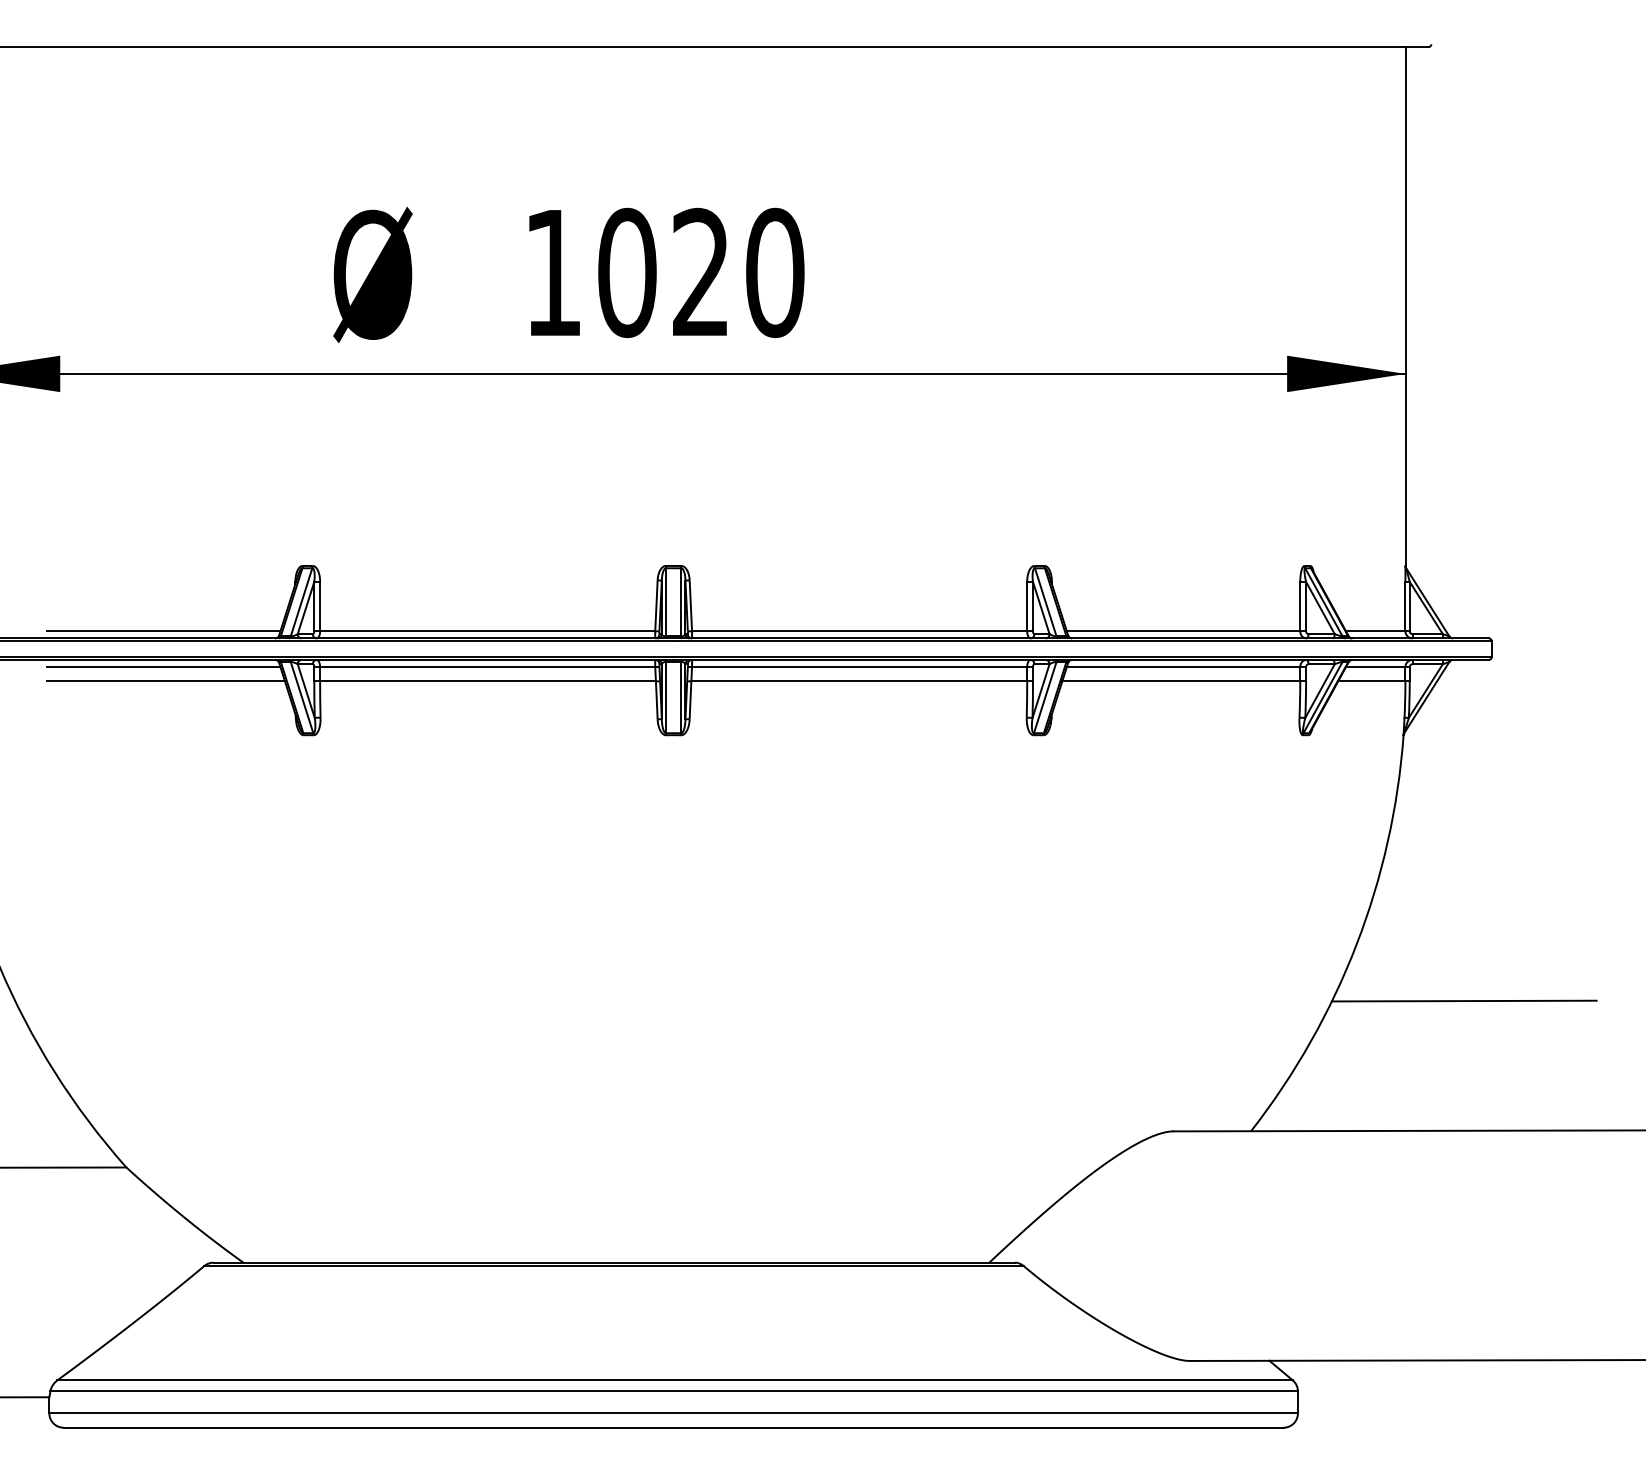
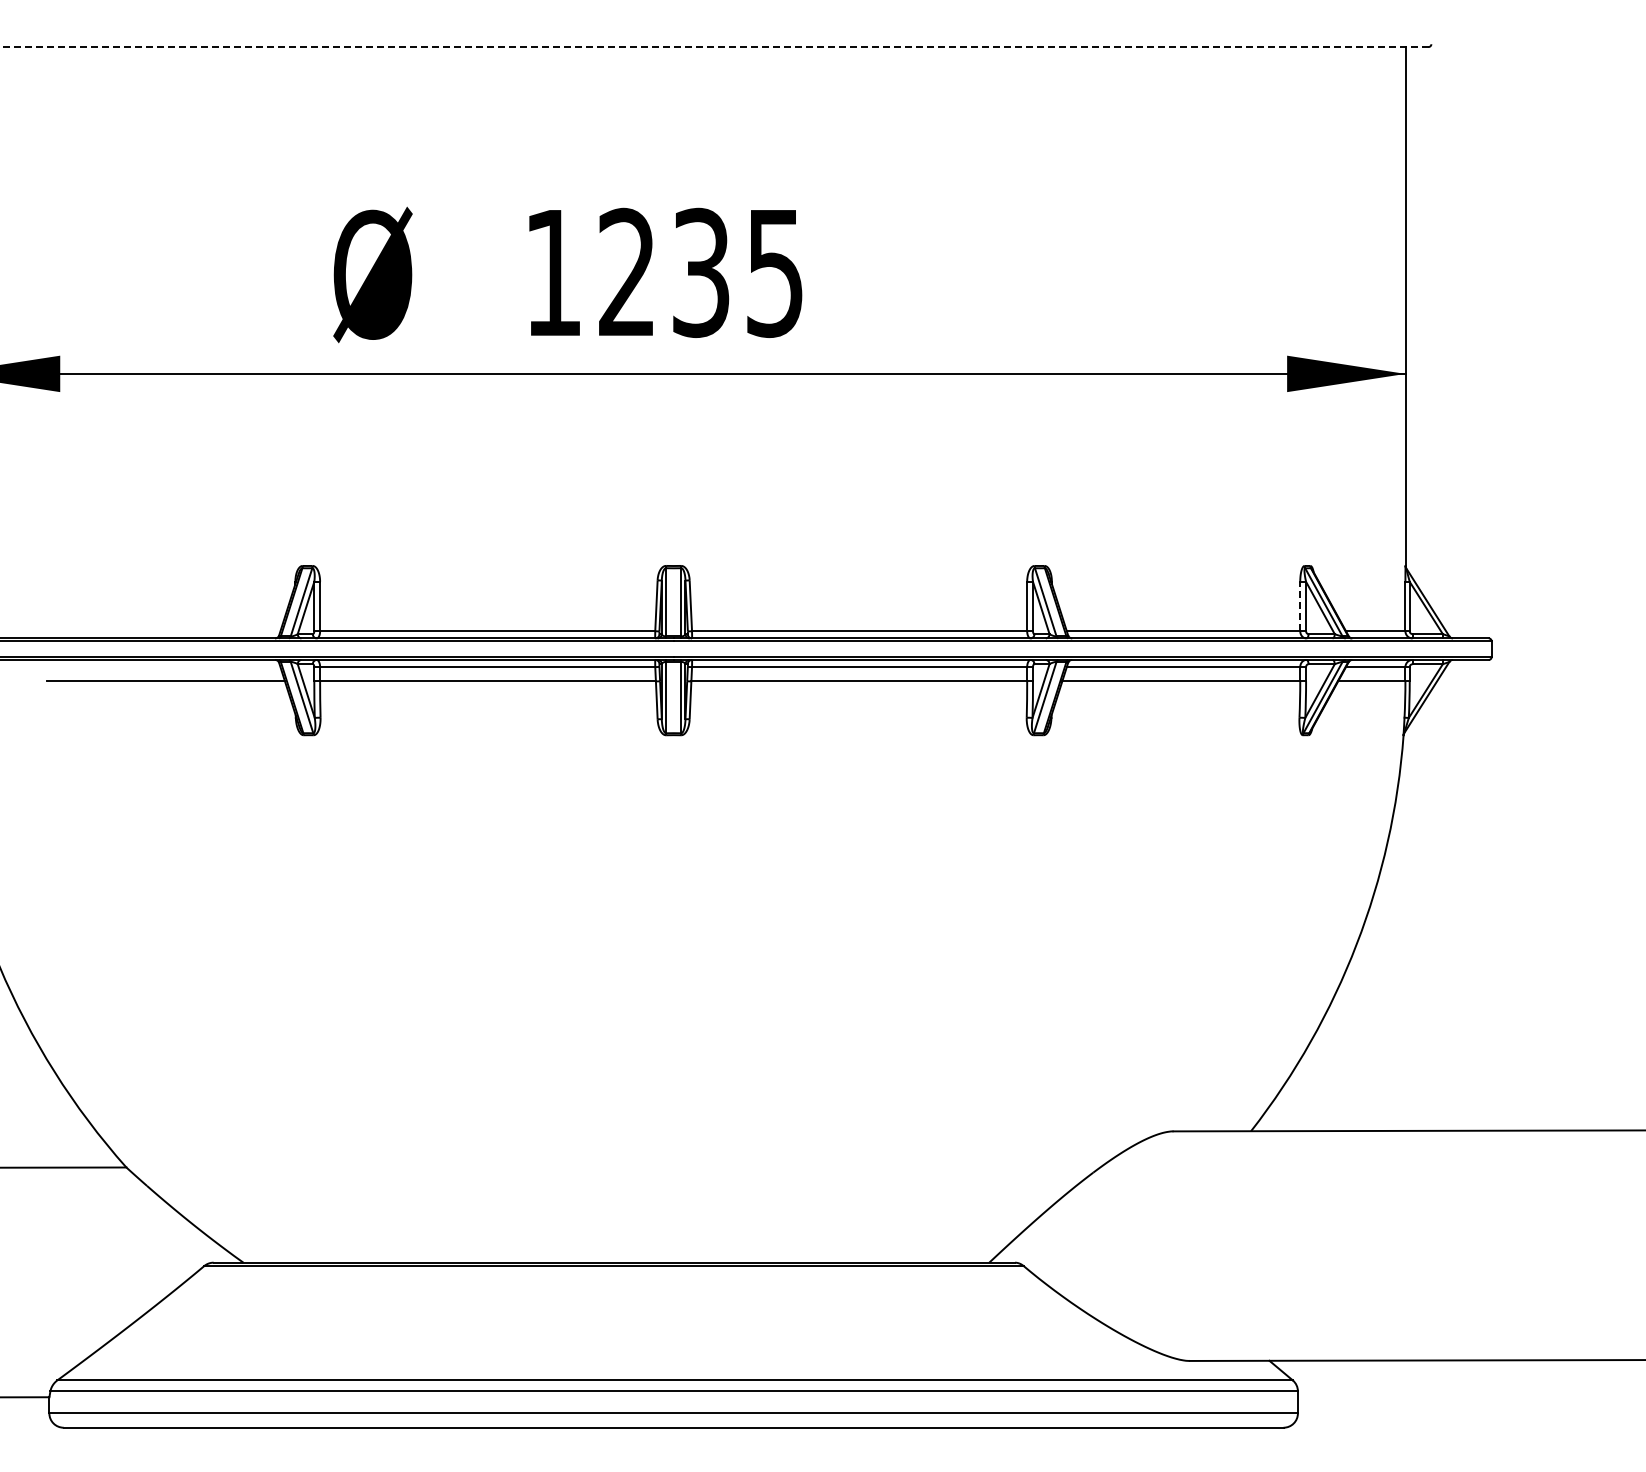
line: solid -> dashed (714, 47)
text: 1020 -> 1235 (701, 272)
line: solid -> dashed (1300, 606)
line: present -> none (163, 631)
line: present -> none (163, 667)
line: present -> none (1463, 1000)
